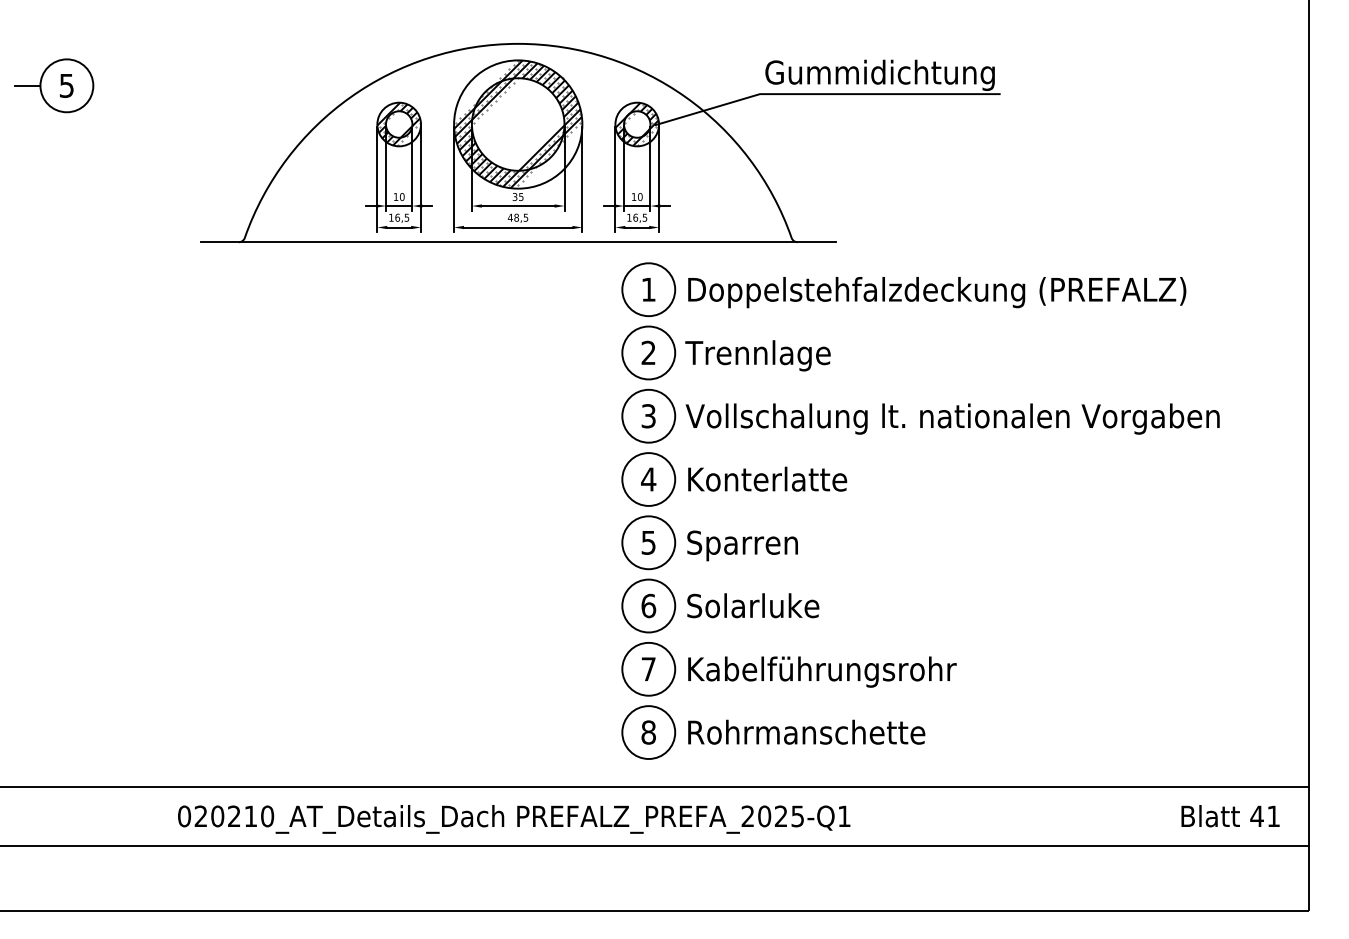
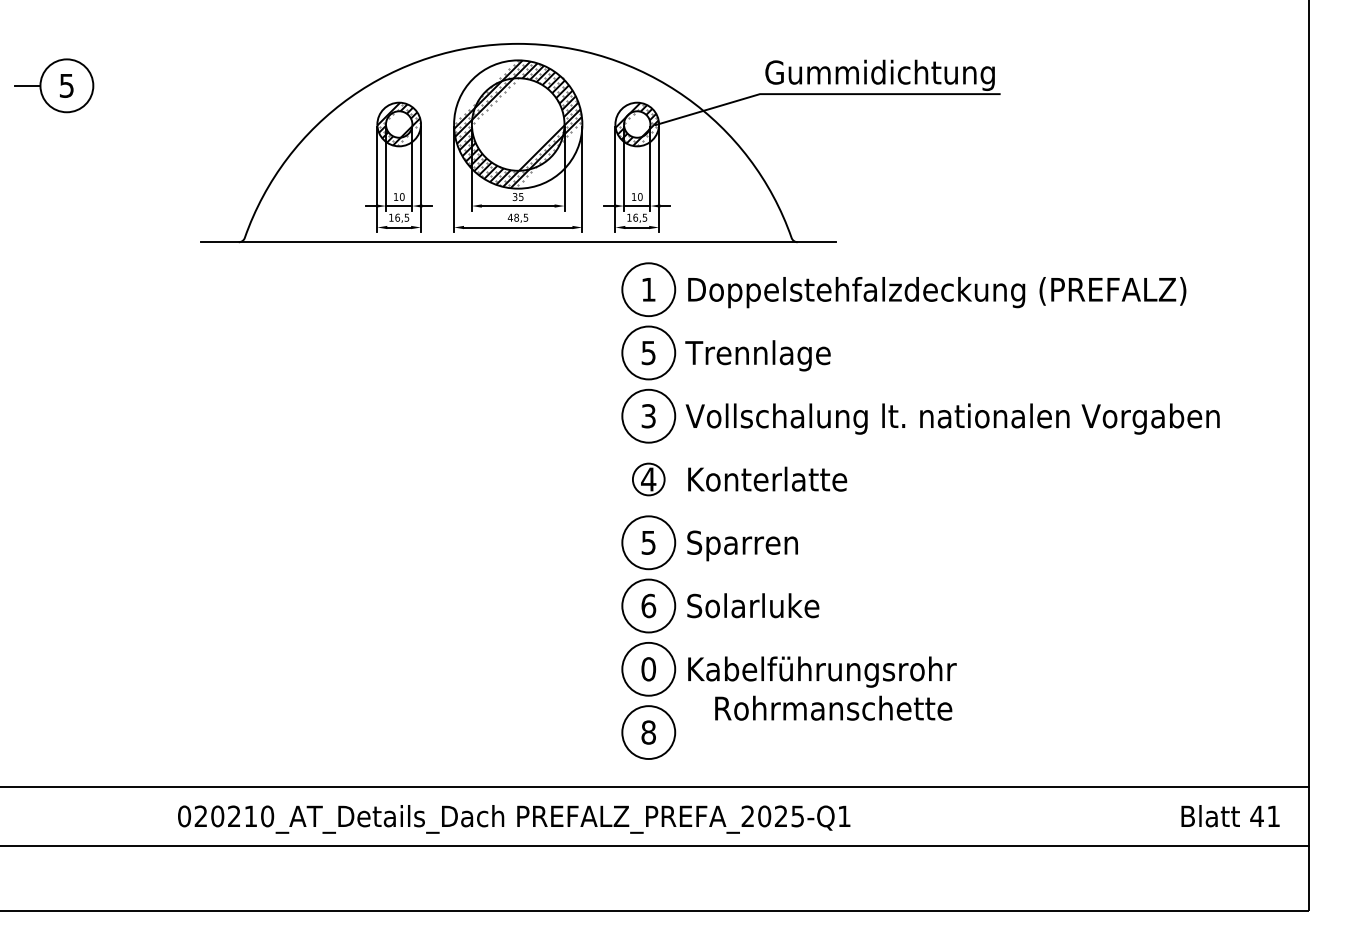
text: 2 -> 5 (648, 352)
circle diameter: 53 px -> 32 px (648, 479)
text: 7 -> 0 (648, 669)
text position: (806, 731) -> (833, 707) (833, 707)
